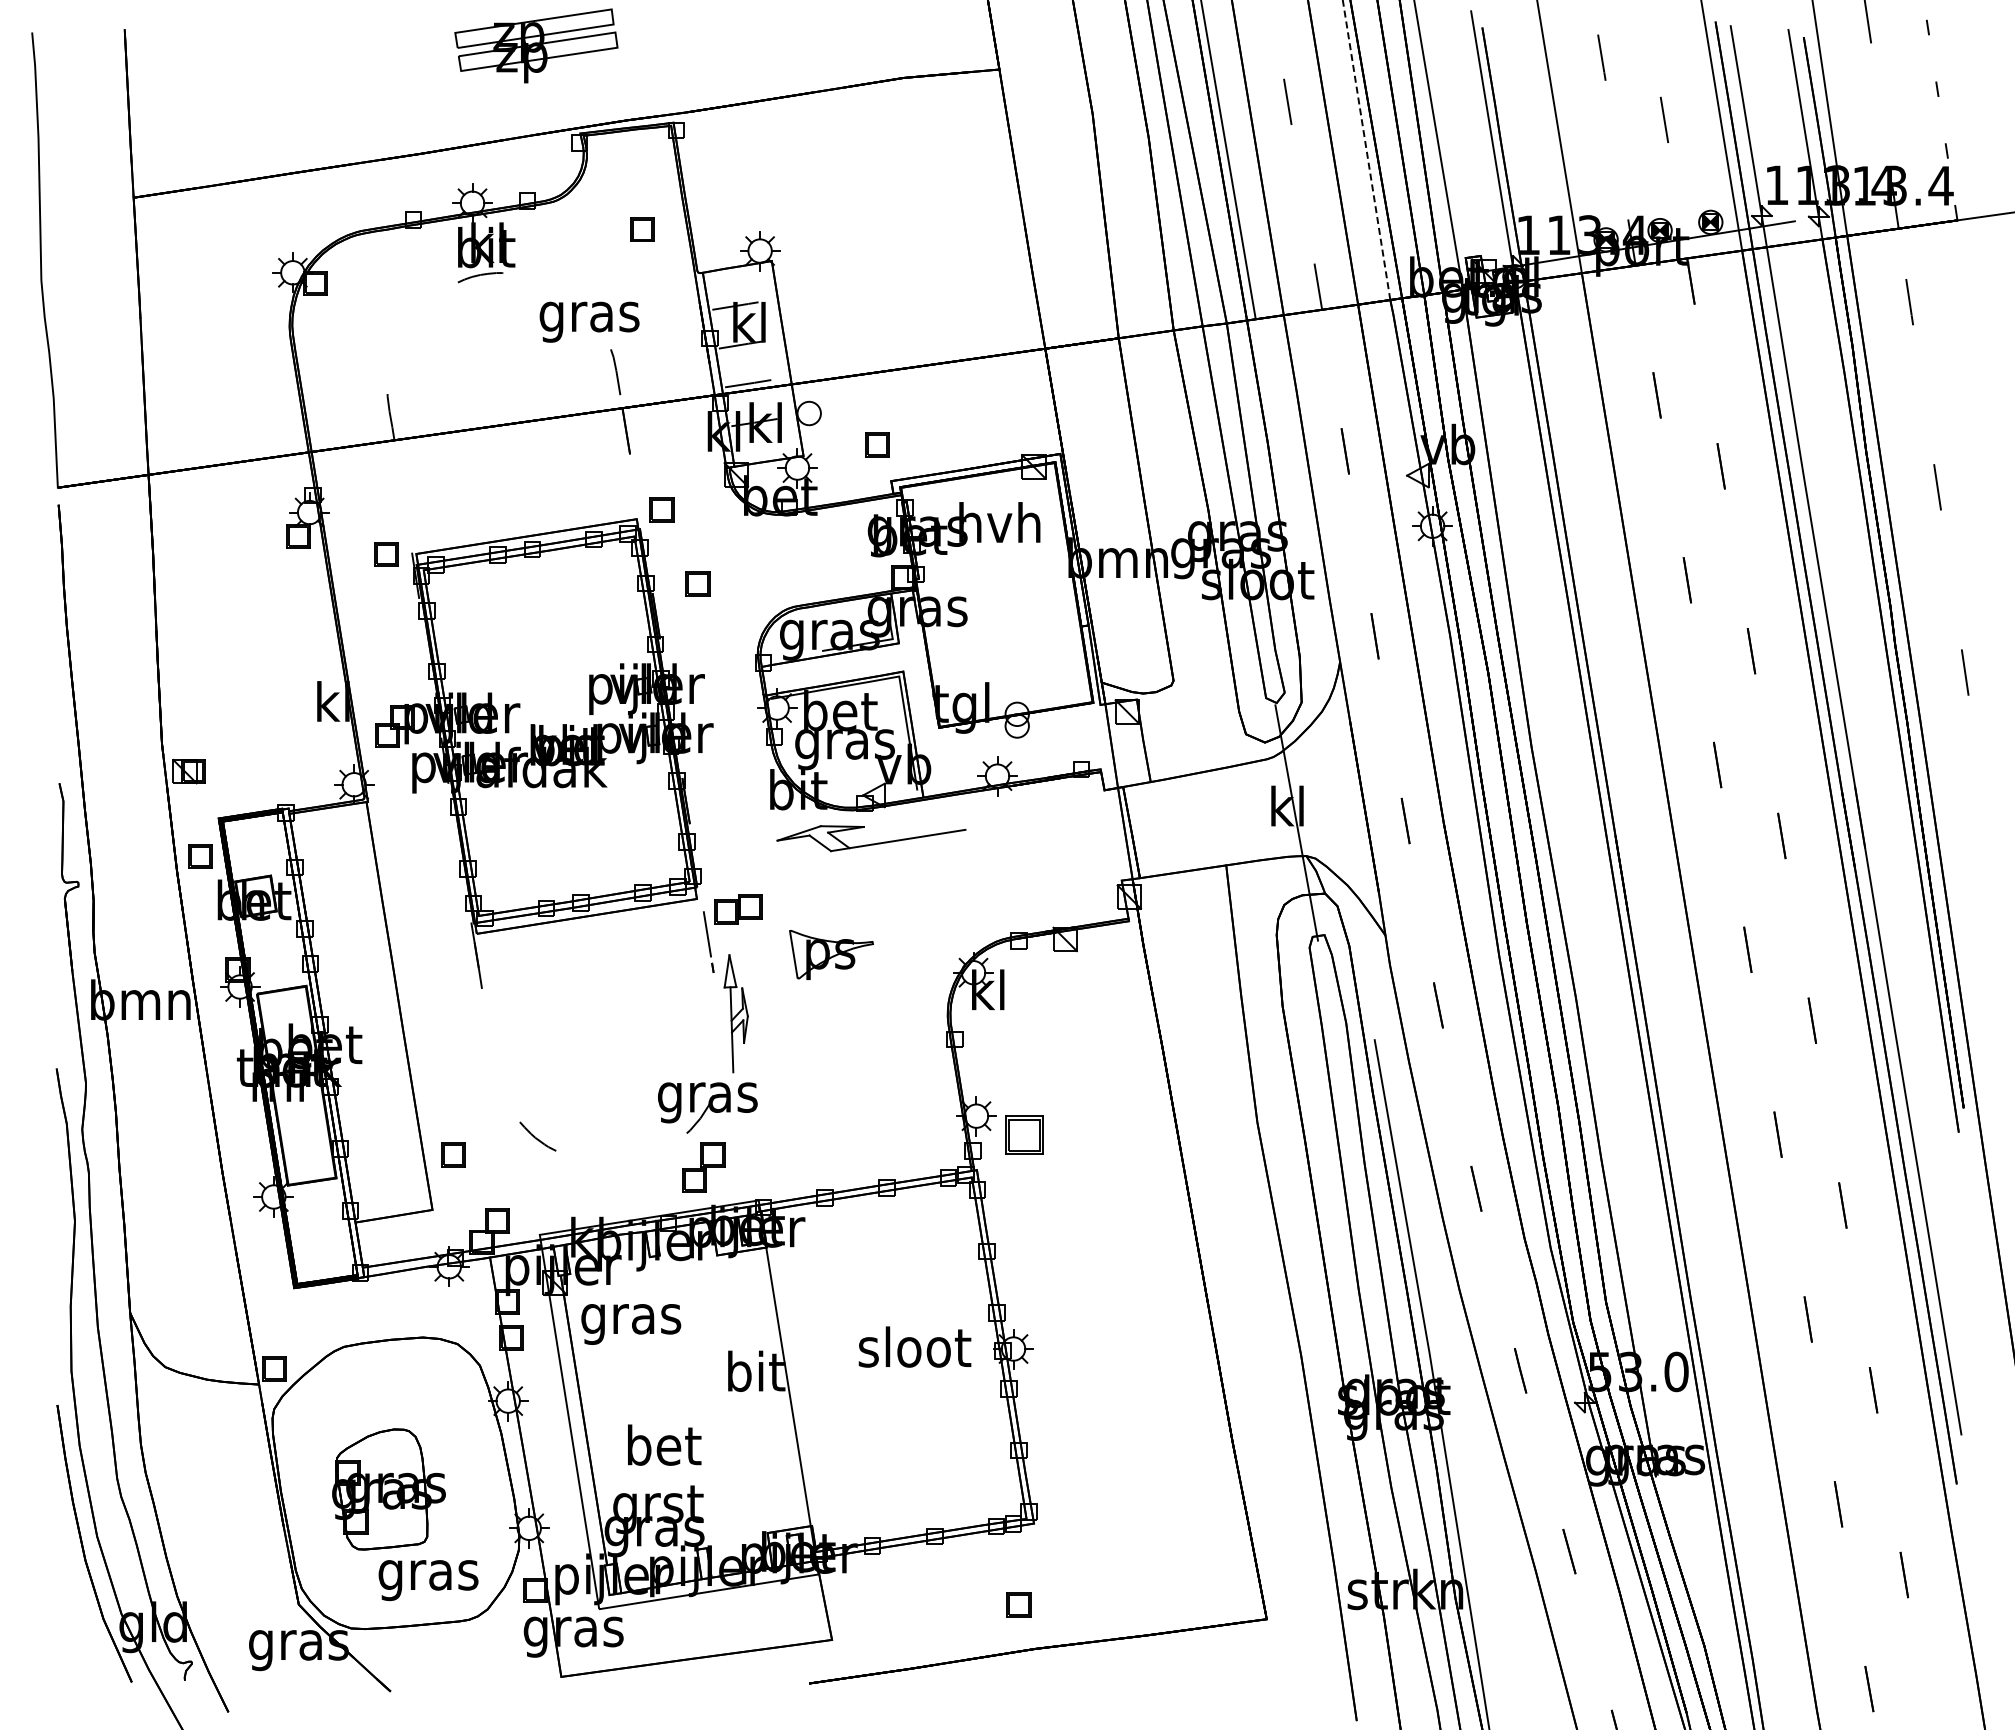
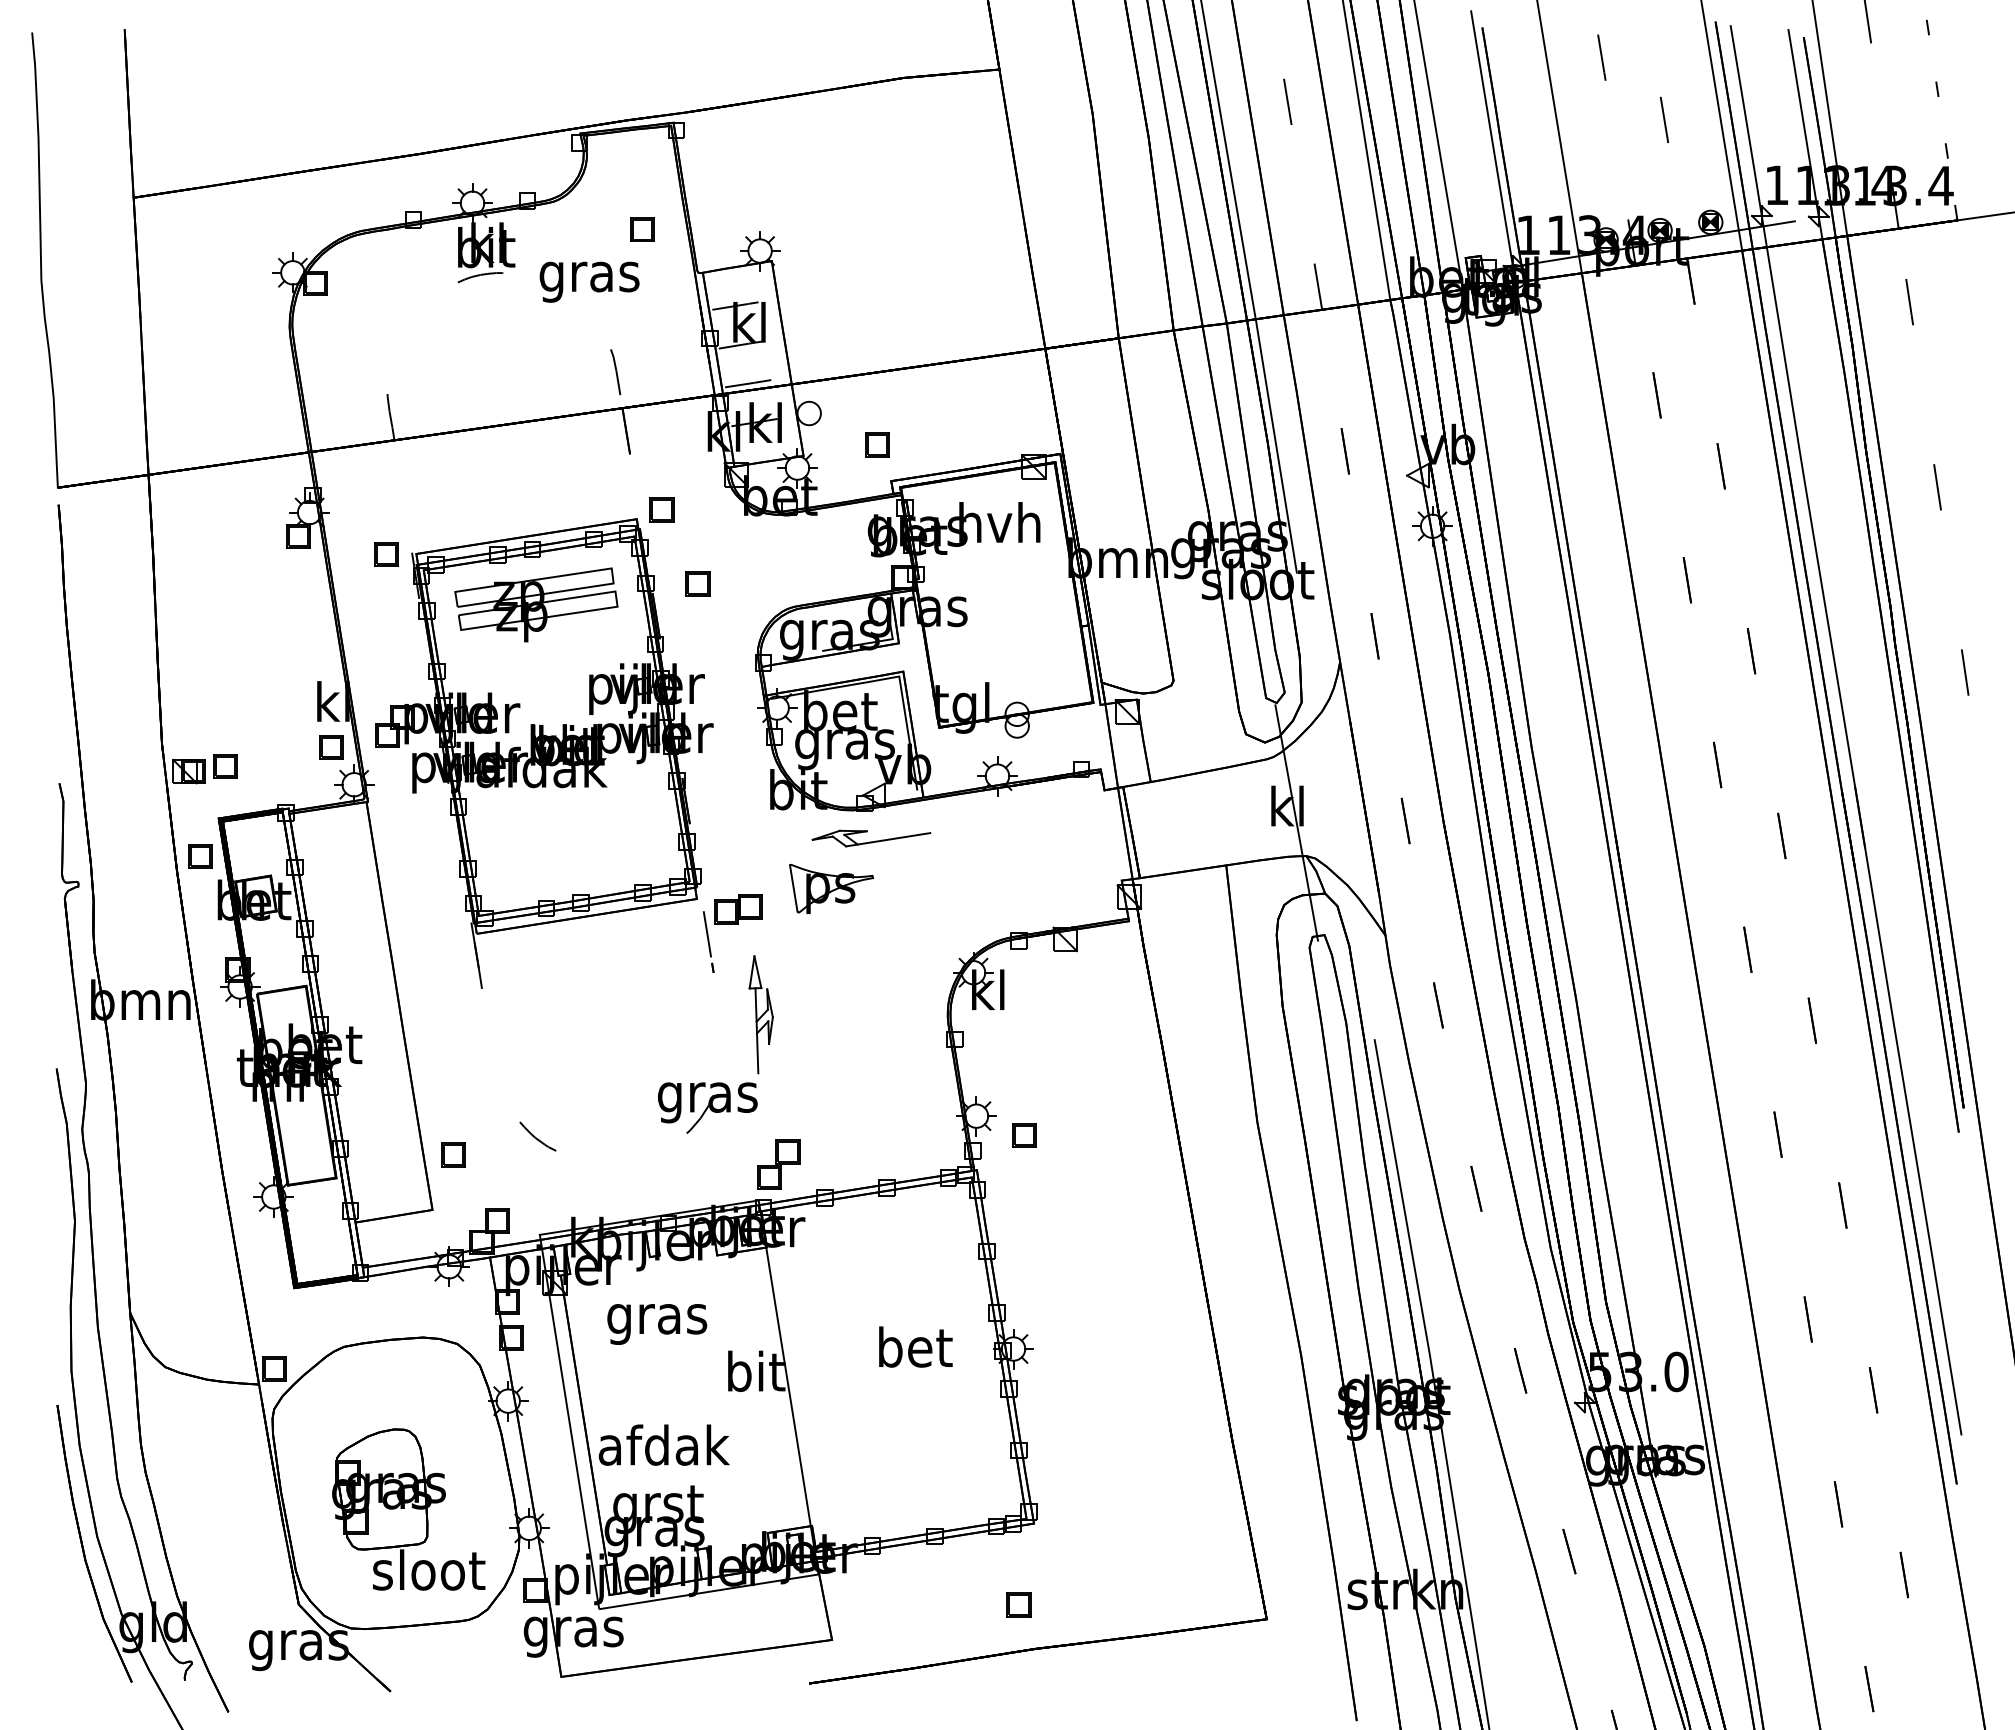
part position: (536, 45) -> (536, 604) (536, 604)
line: dashed -> solid (1366, 149)
text position: (589, 321) -> (589, 281) (589, 281)
line: none -> present (1276, 446)
part: none -> present (331, 747)
part: none -> present (225, 766)
part size: 191x28 px -> 121x19 px (871, 838)
part position: (831, 954) -> (831, 888) (831, 888)
part position: (735, 1013) -> (760, 1014) (760, 1014)
part size: 39x40 px -> 25x25 px (1024, 1135)
part position: (703, 1167) -> (778, 1164) (778, 1164)
text position: (631, 1324) -> (657, 1324) (657, 1324)
text: sloot -> bet (914, 1346)
text: bet -> afdak (663, 1444)
text: gras -> sloot (429, 1575)
